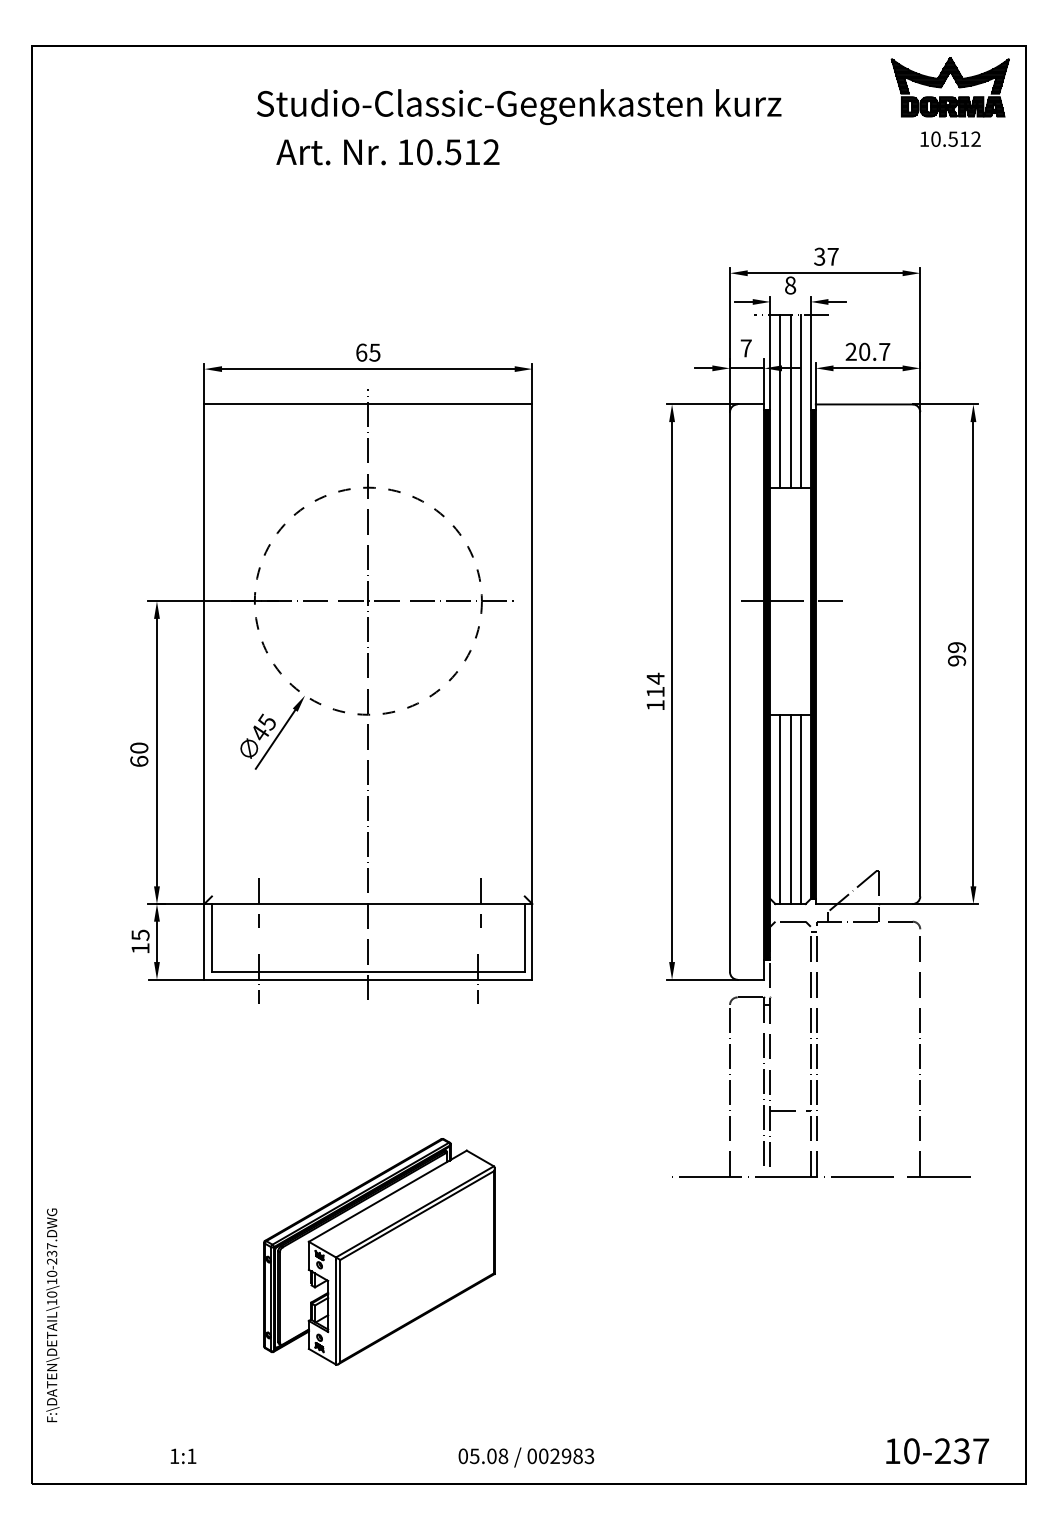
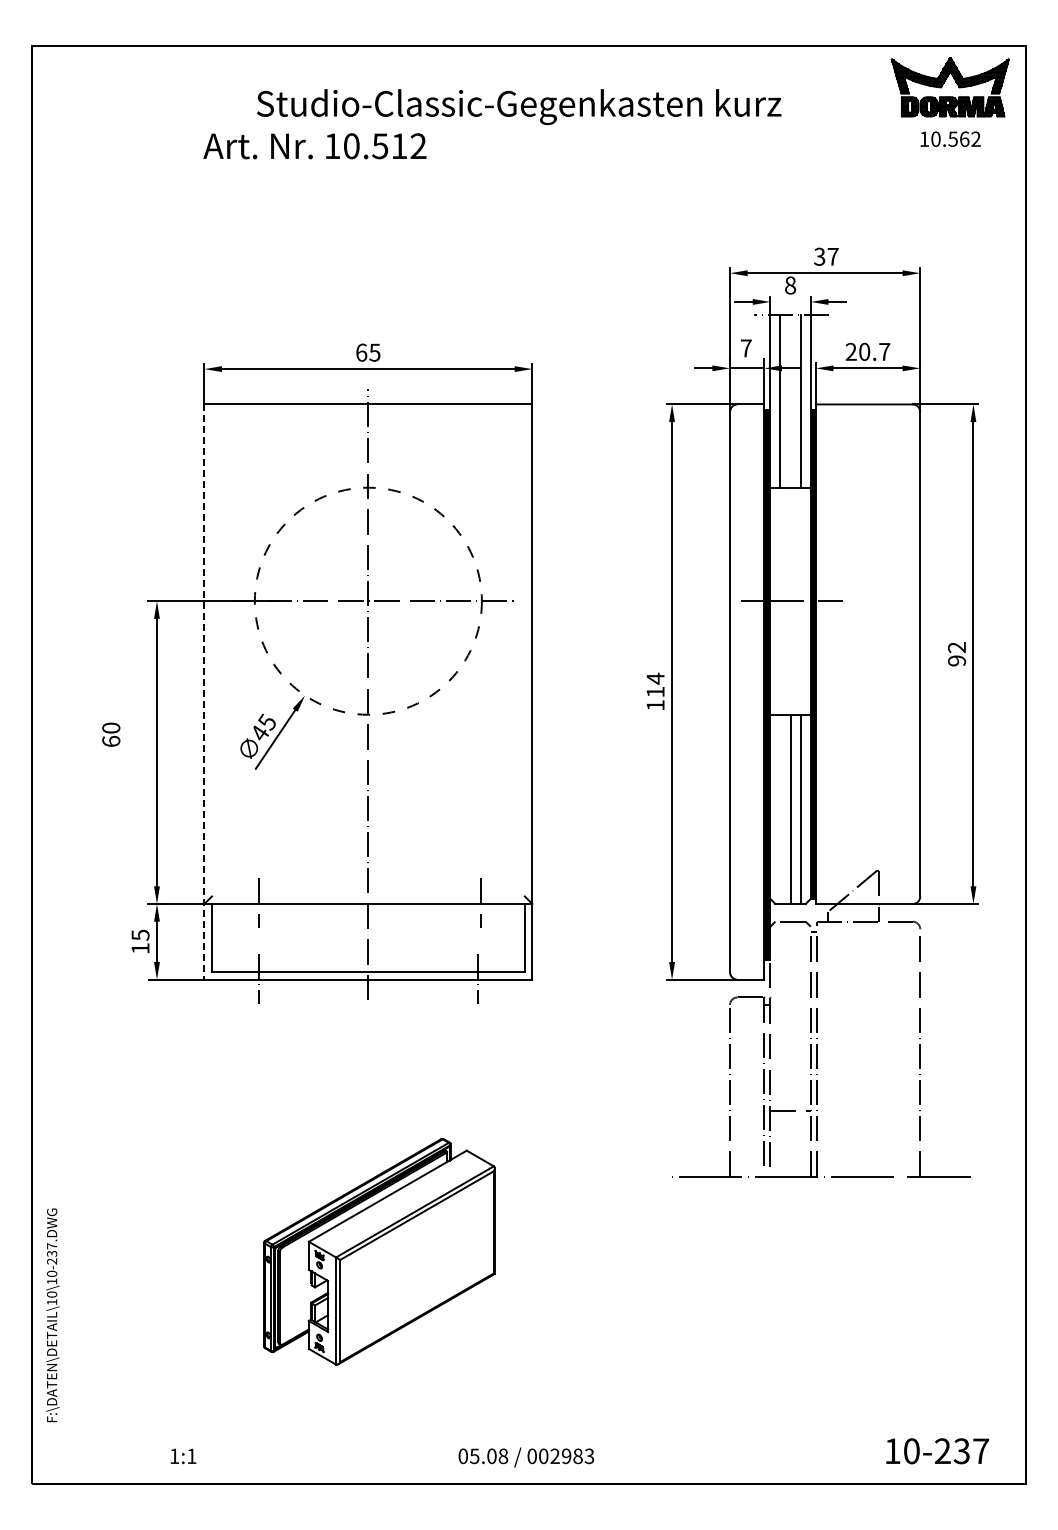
text: 10.512 -> 10.562 (964, 138)
text position: (387, 152) -> (314, 146) (314, 146)
line: present -> none (790, 400)
text: 99 -> 92 (957, 647)
line: solid -> dashed (204, 692)
text position: (139, 754) -> (111, 734) (111, 734)
line: present -> none (780, 809)
